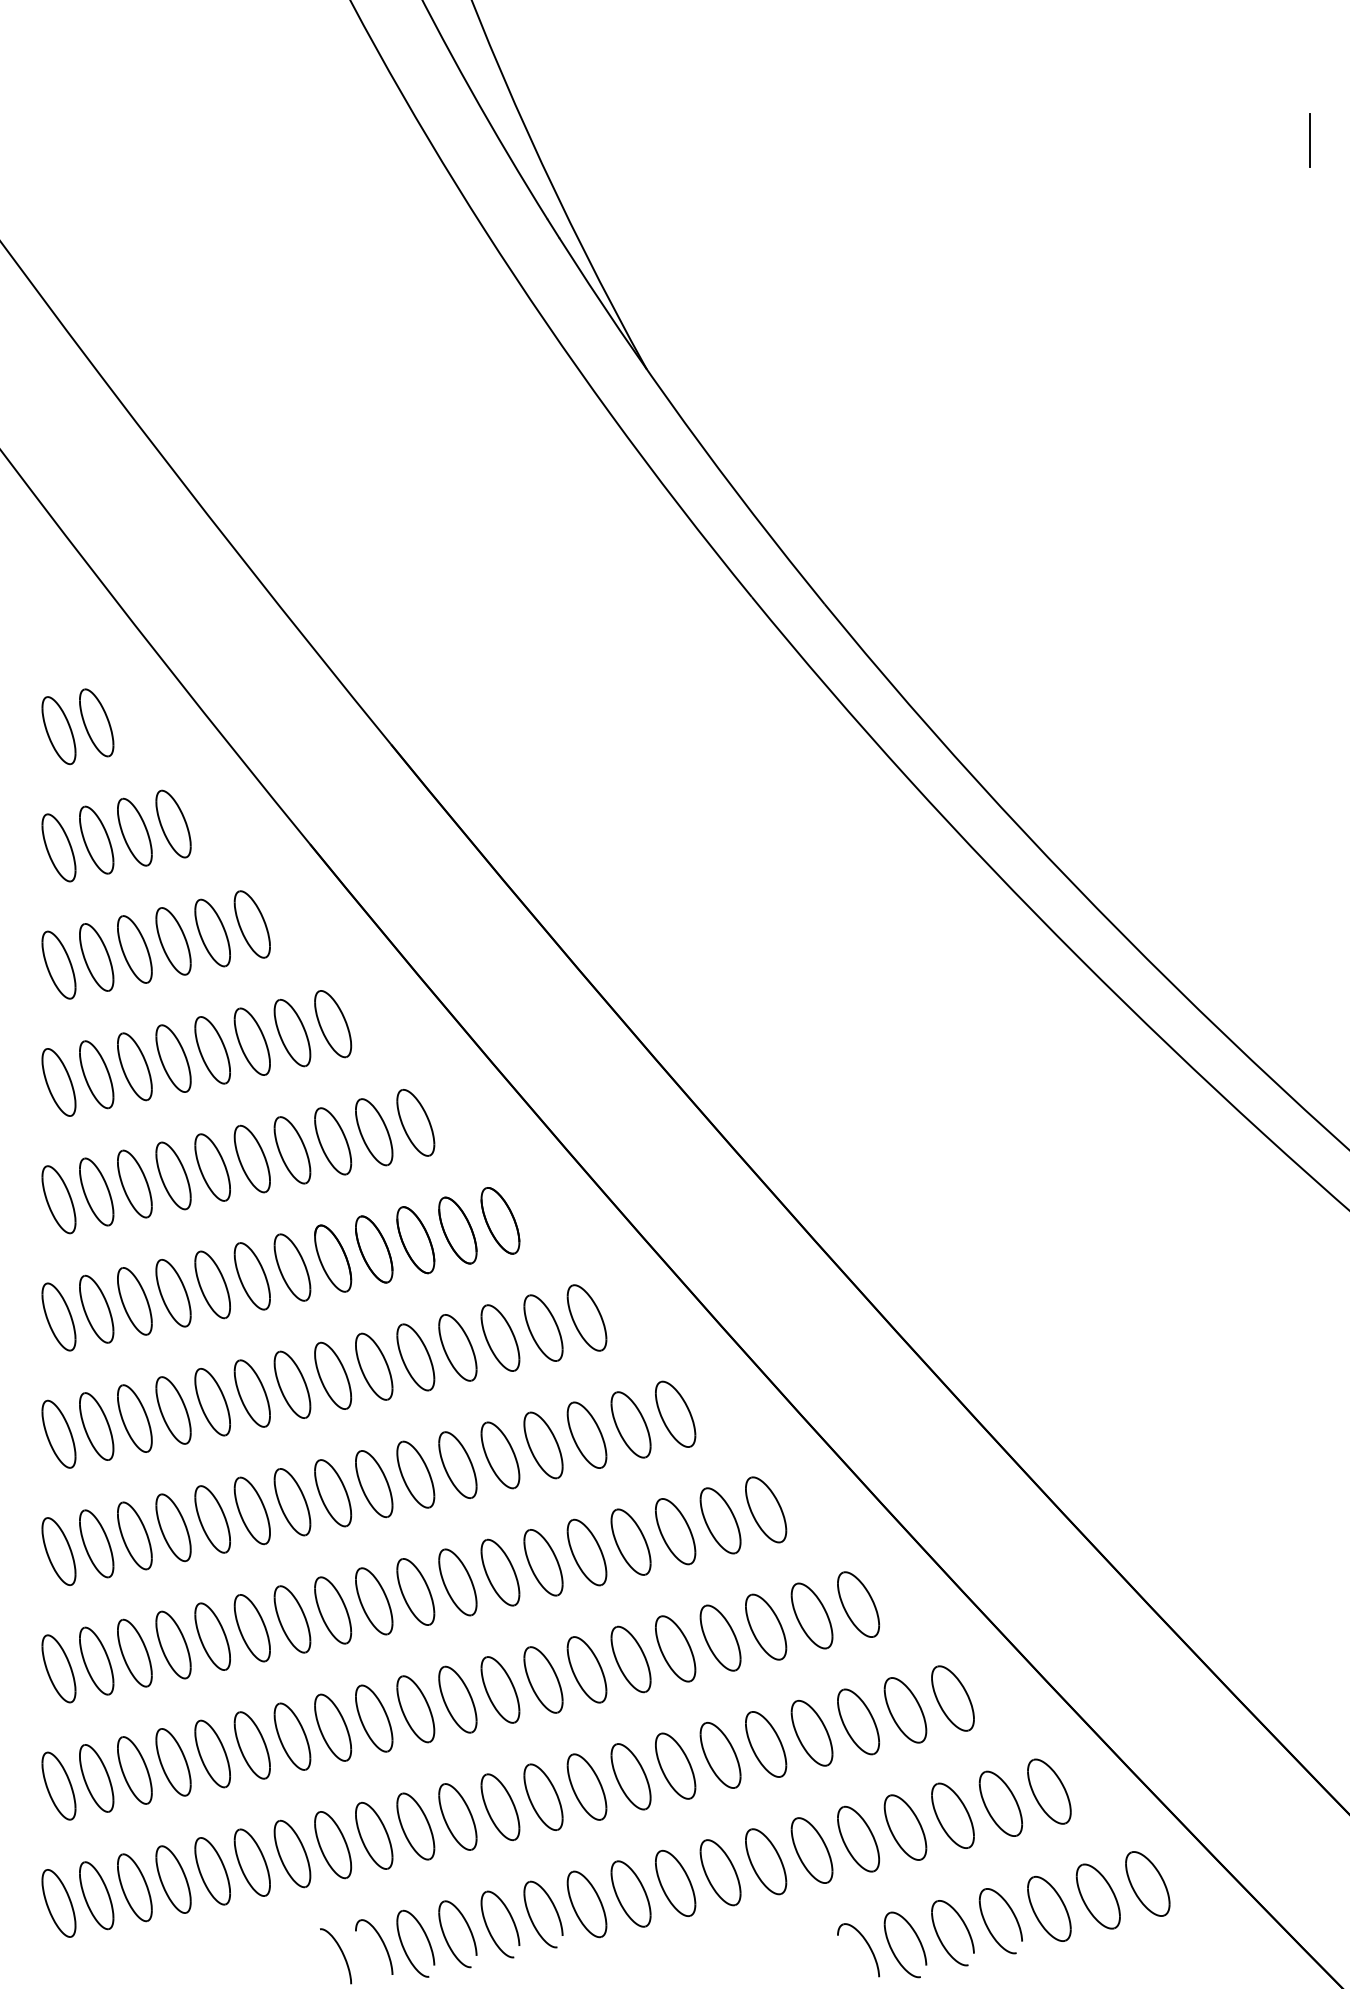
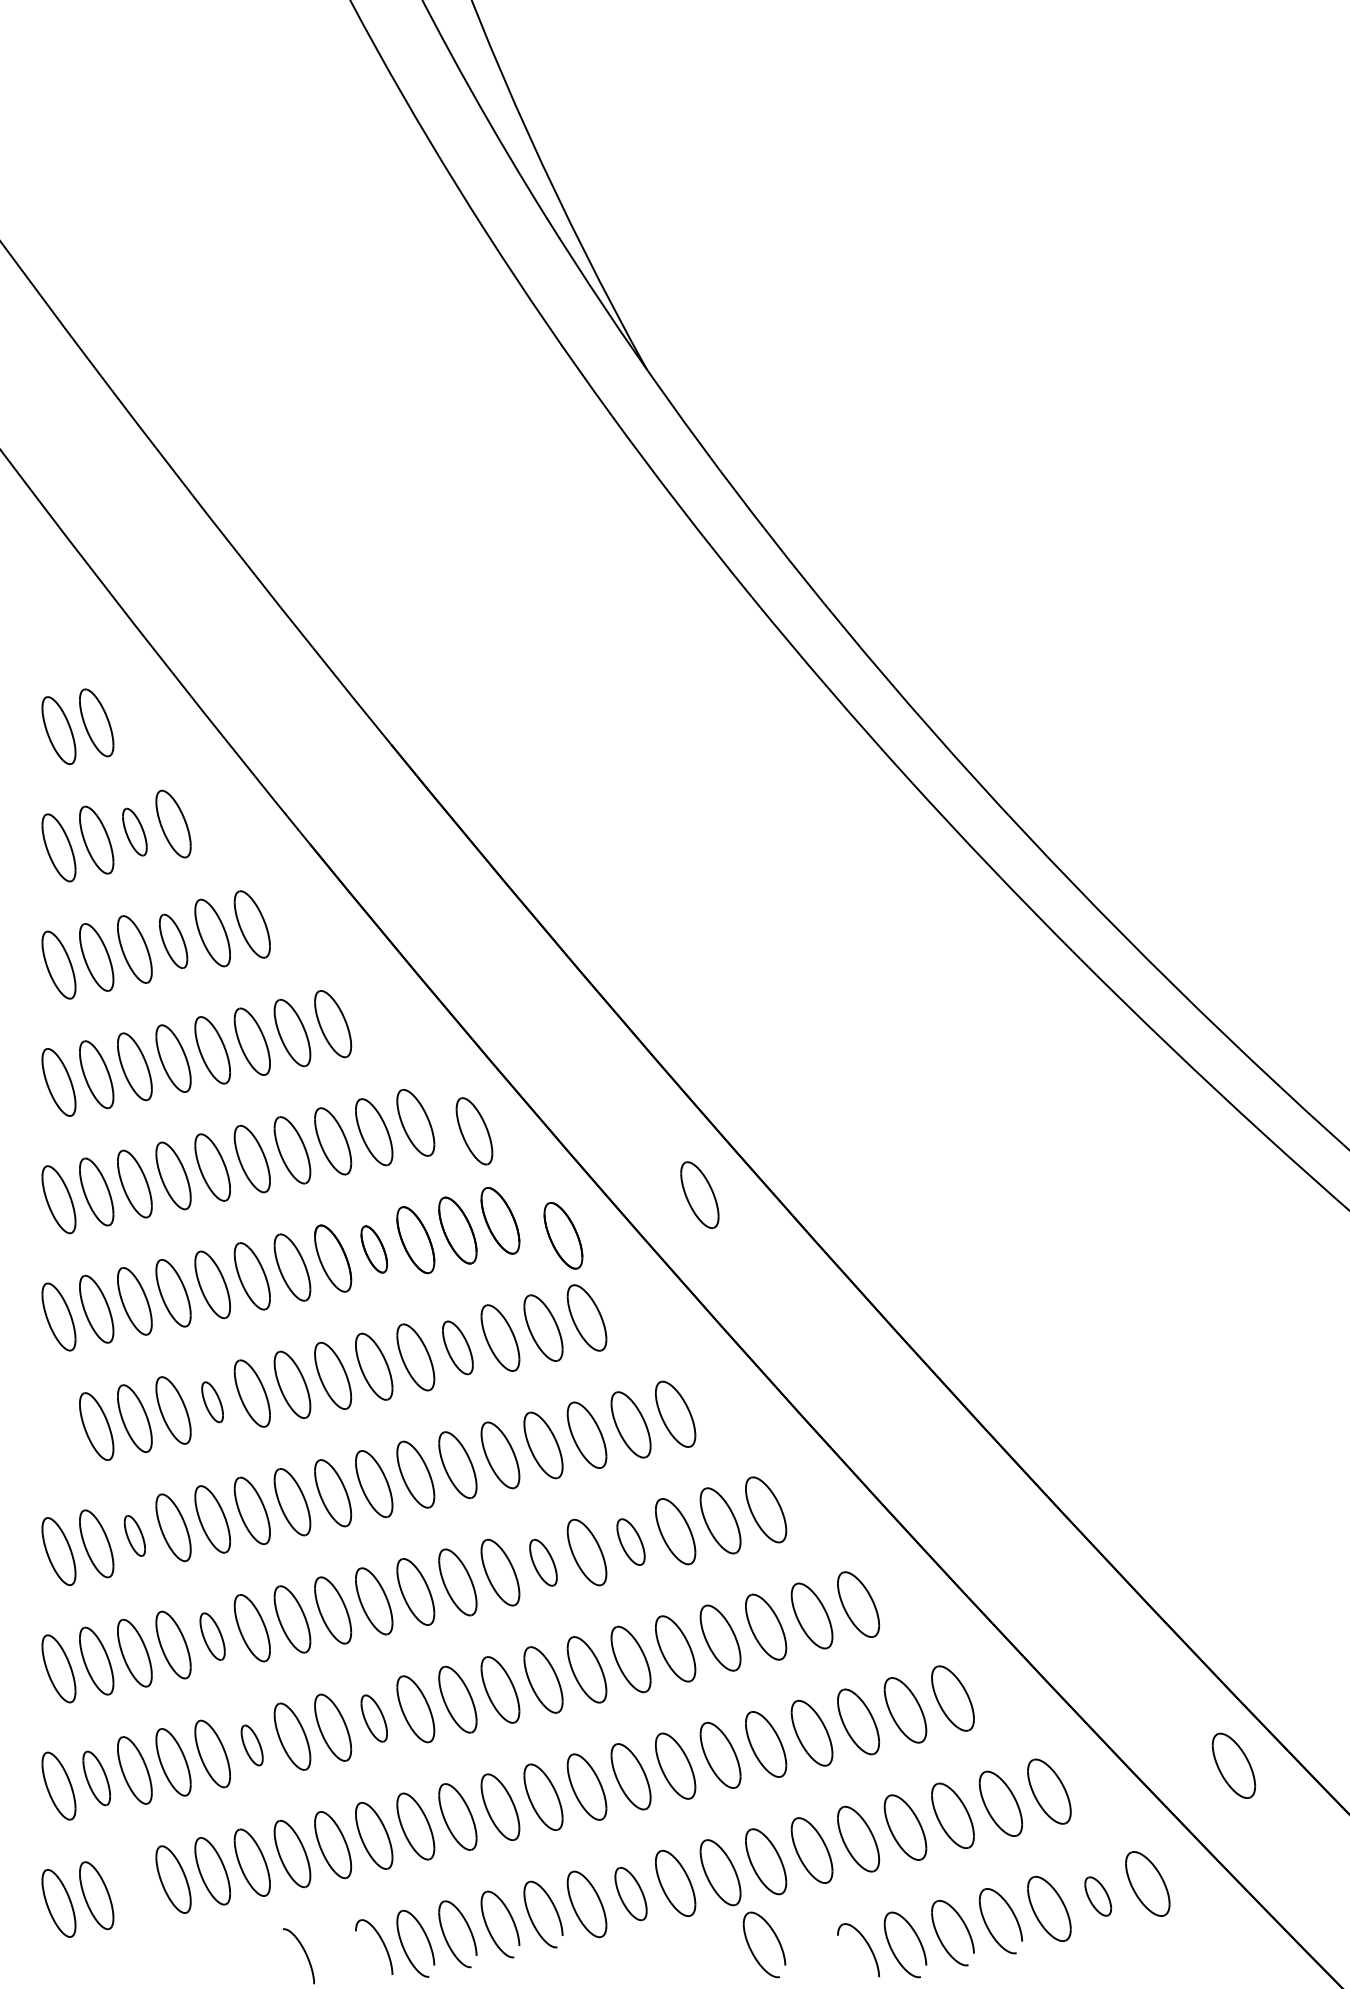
line: present -> none (1309, 139)
part size: 36x70 px -> 26x50 px (134, 831)
part size: 37x69 px -> 31x56 px (173, 940)
part: none -> present (474, 1131)
part: none -> present (699, 1194)
part: none -> present (563, 1235)
part size: 39x69 px -> 28x49 px (373, 1249)
part size: 40x68 px -> 32x56 px (457, 1347)
part size: 37x69 px -> 23x43 px (212, 1402)
part: present -> none (58, 1433)
part size: 36x70 px -> 23x42 px (134, 1535)
part size: 42x68 px -> 30x48 px (630, 1541)
part size: 41x68 px -> 29x49 px (543, 1562)
part size: 37x69 px -> 27x49 px (212, 1636)
part size: 39x69 px -> 28x49 px (373, 1718)
part size: 38x69 px -> 24x43 px (251, 1745)
part: none -> present (1233, 1765)
part size: 36x69 px -> 30x57 px (96, 1778)
part: present -> none (134, 1887)
part size: 42x68 px -> 34x55 px (630, 1894)
part size: 46x67 px -> 29x41 px (1098, 1896)
part: none -> present (776, 1938)
curve position: (342, 1955) -> (305, 1955) (305, 1955)
